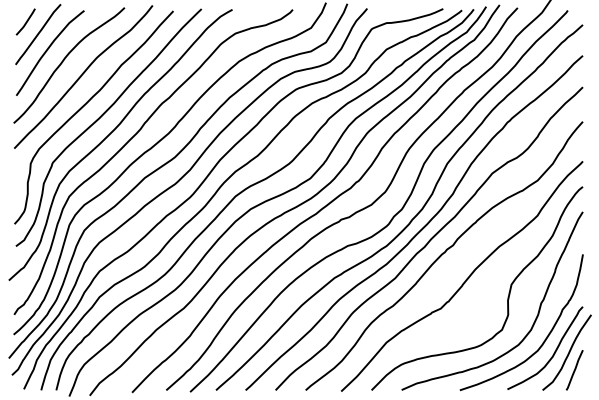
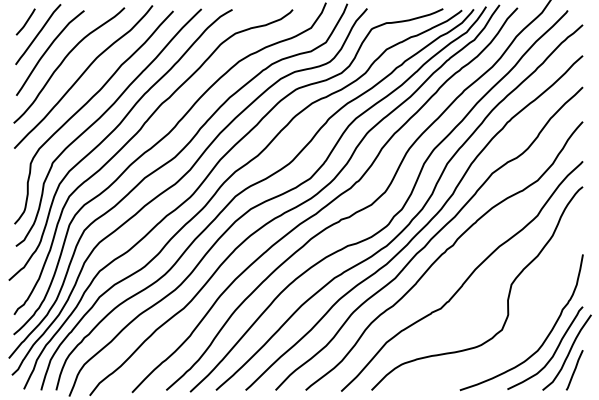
curve: present -> none (536, 315)
